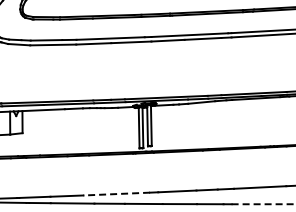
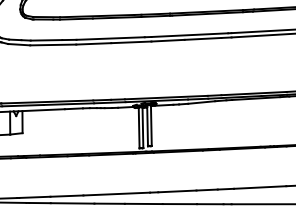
line: dashed -> solid (116, 194)
line: dashed -> solid (263, 204)
